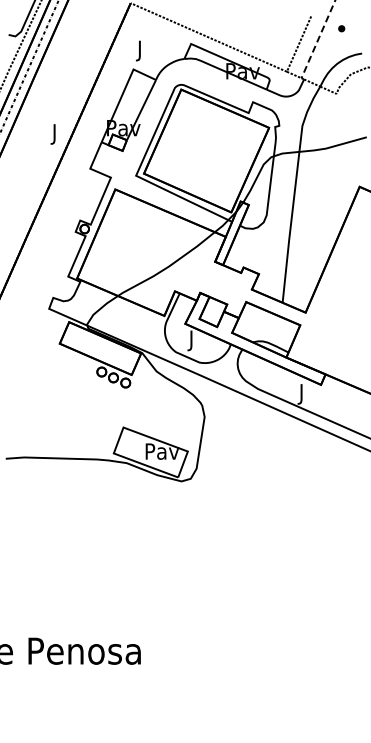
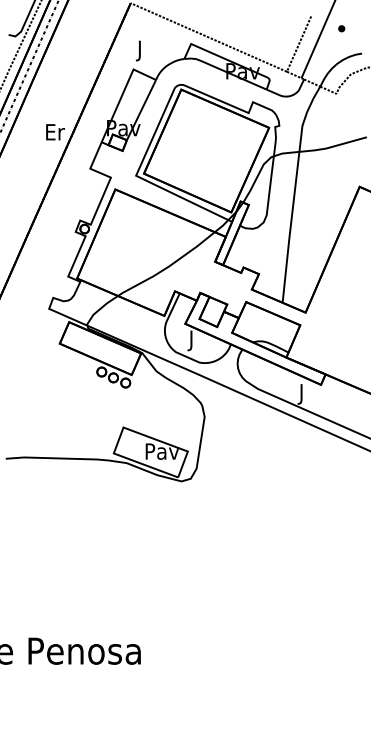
line: dashed -> solid (317, 40)
text: J -> Er (55, 134)
